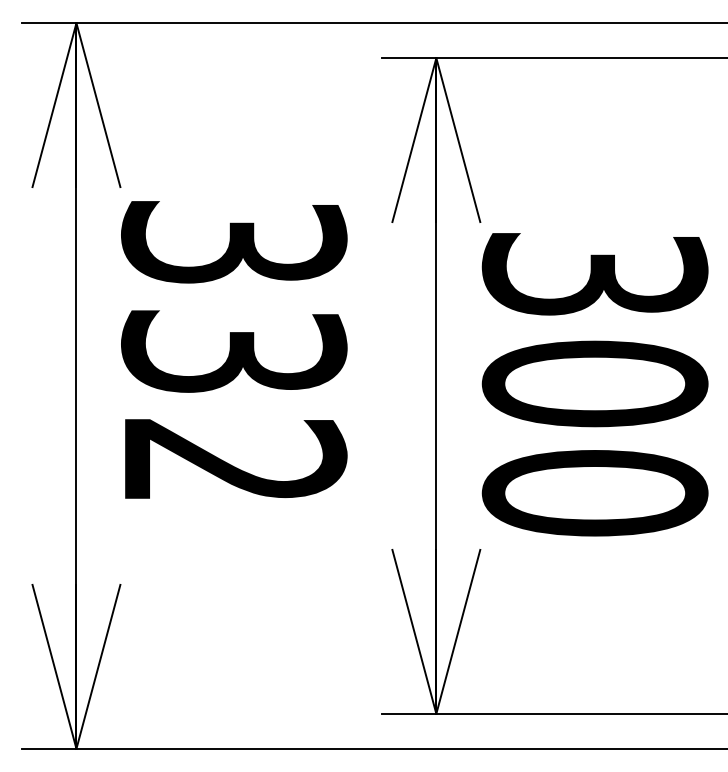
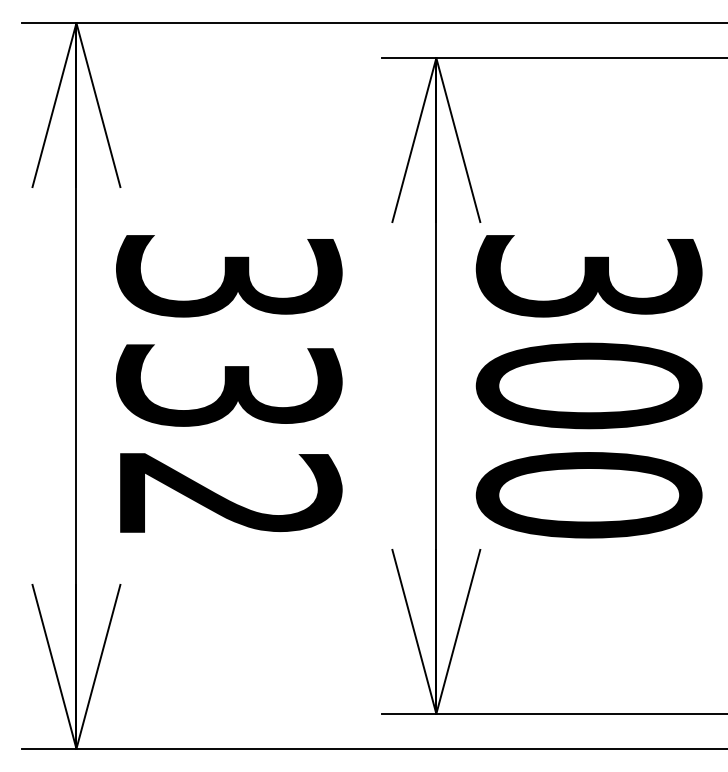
text position: (234, 349) -> (229, 383) (229, 383)
text position: (594, 384) -> (588, 386) (588, 386)
